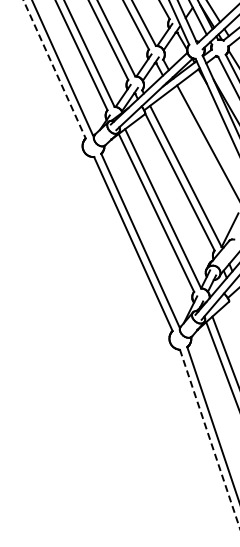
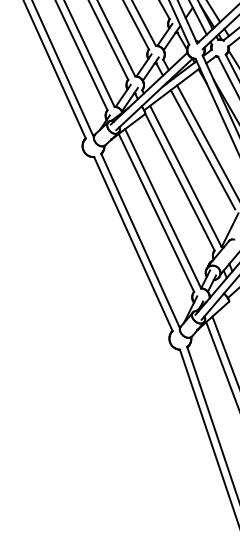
line: dashed -> solid (54, 70)
line: none -> present (202, 149)
line: dashed -> solid (210, 439)
